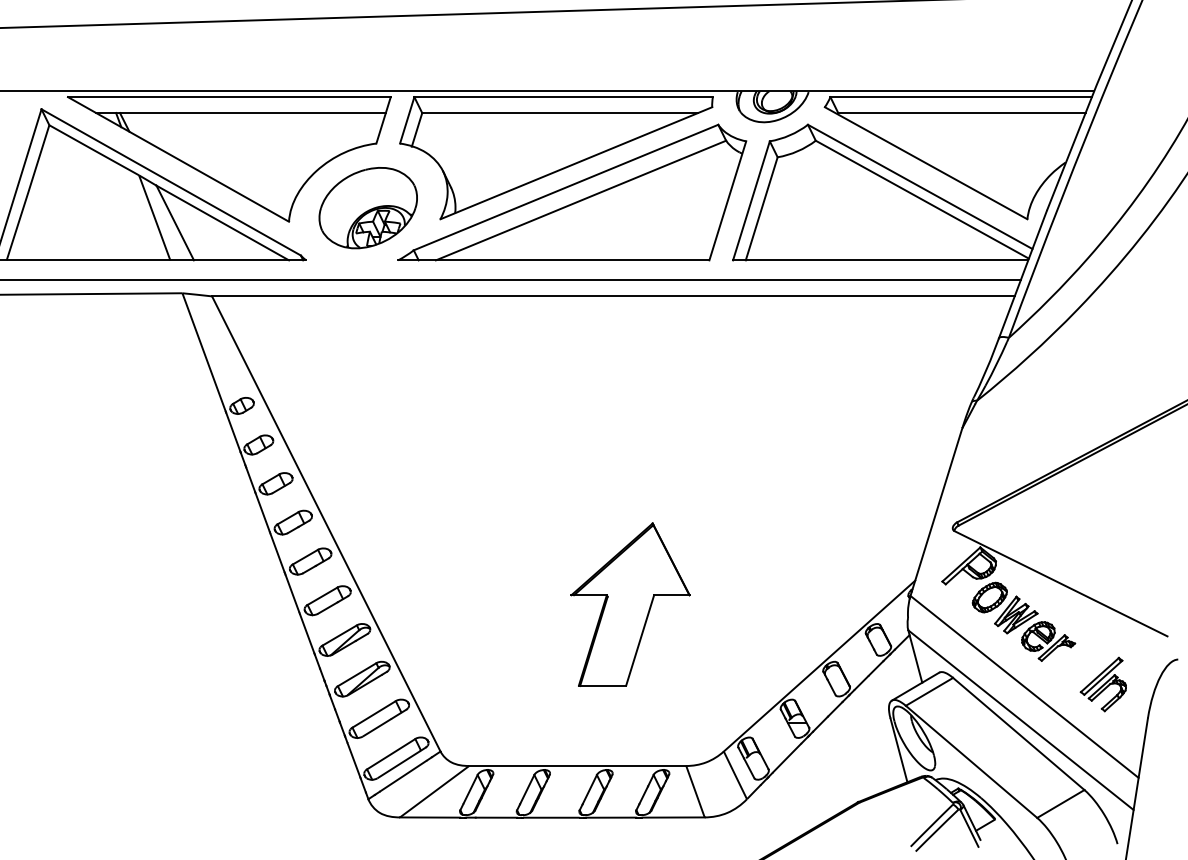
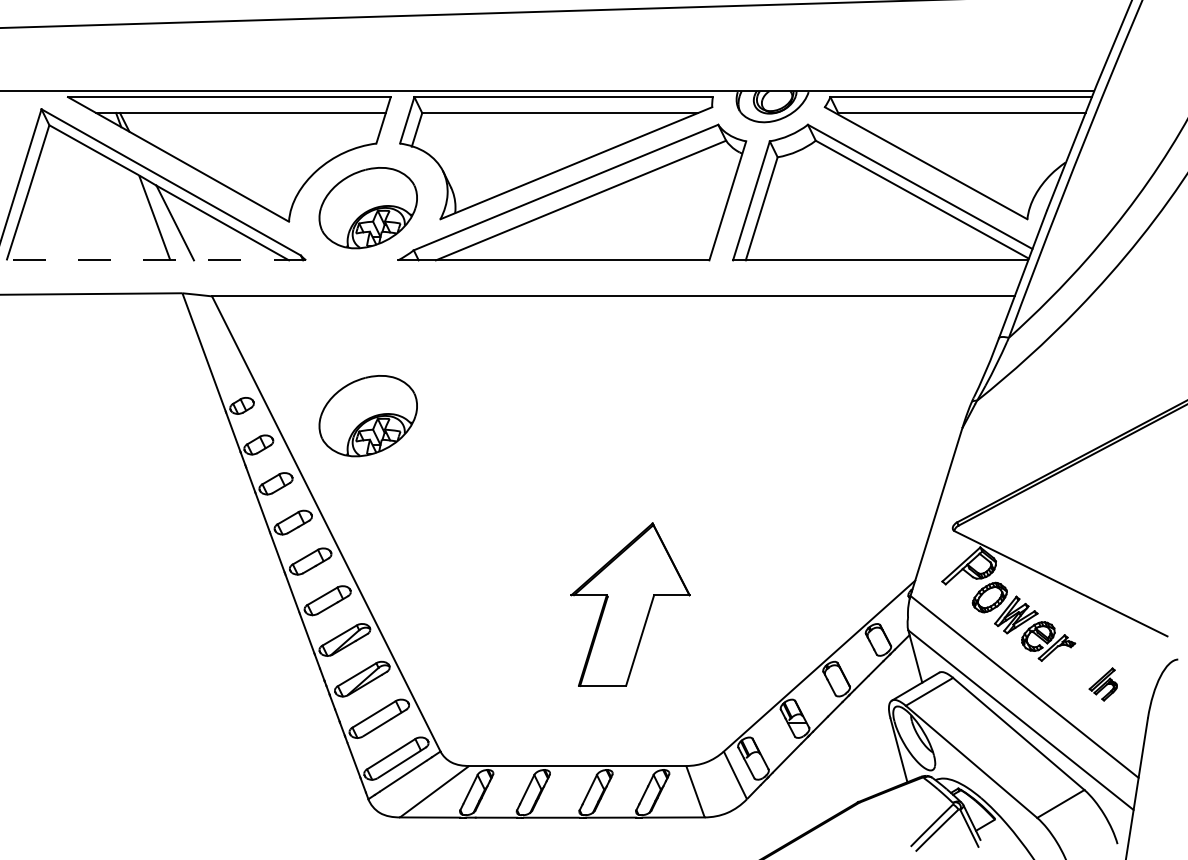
line: solid -> dashed (153, 260)
line: present -> none (511, 280)
part: none -> present (367, 416)
part size: 48x57 px -> 30x35 px (1102, 684)
